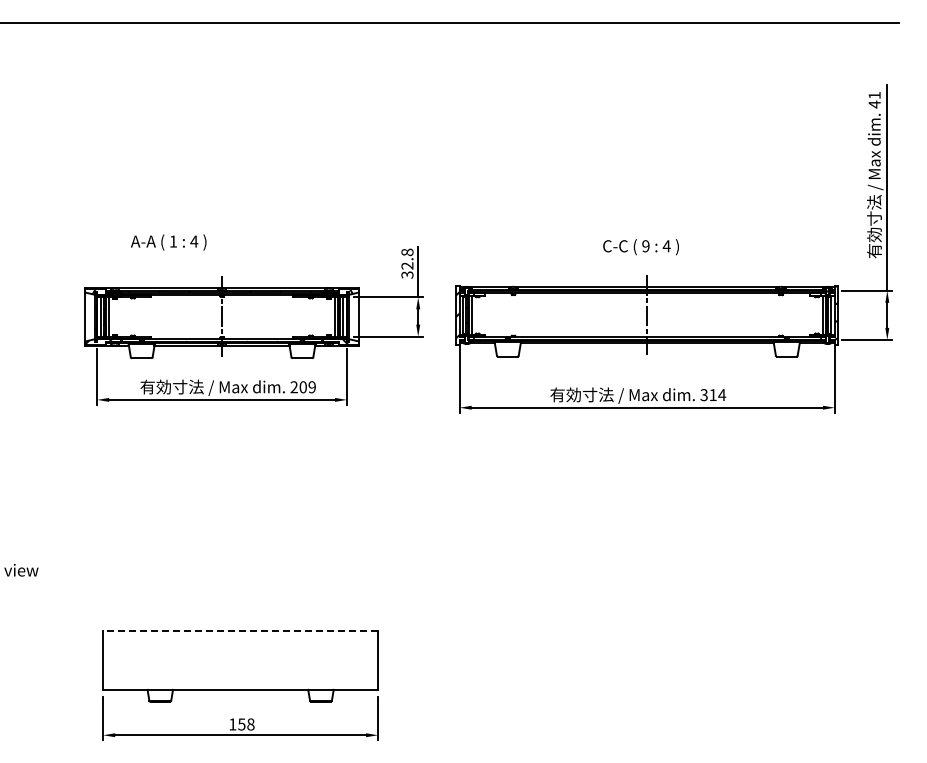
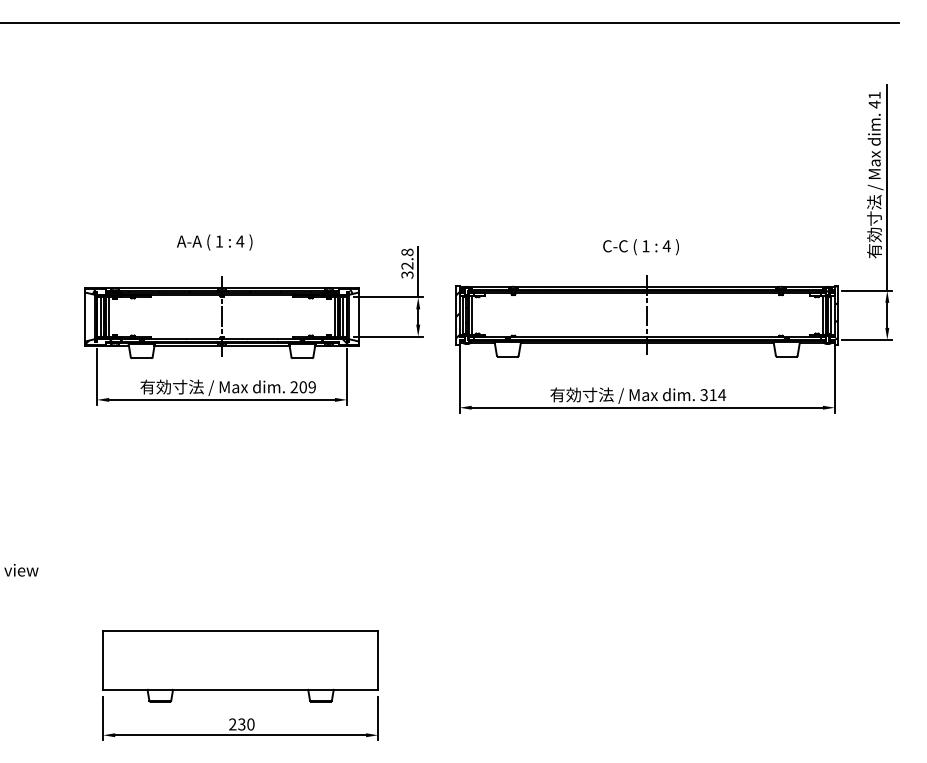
text position: (168, 242) -> (214, 242) (214, 242)
text: 9 -> 1 (645, 246)
line: dashed -> solid (240, 631)
text: 158 -> 230 (241, 724)
